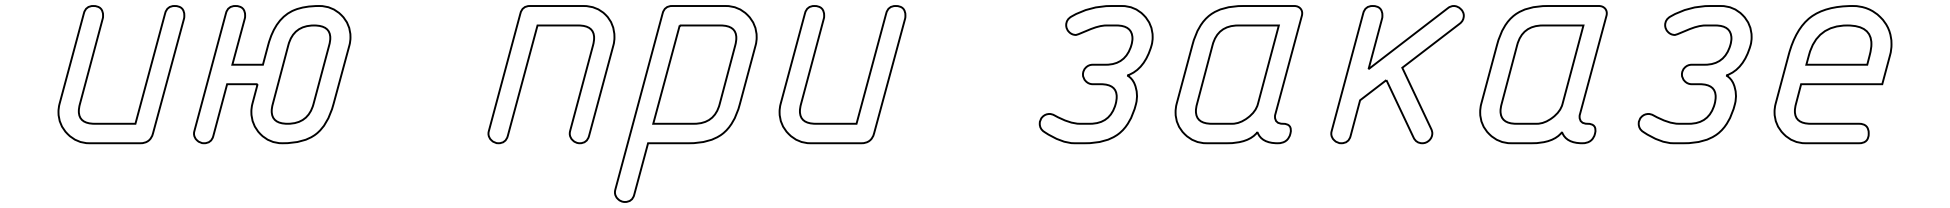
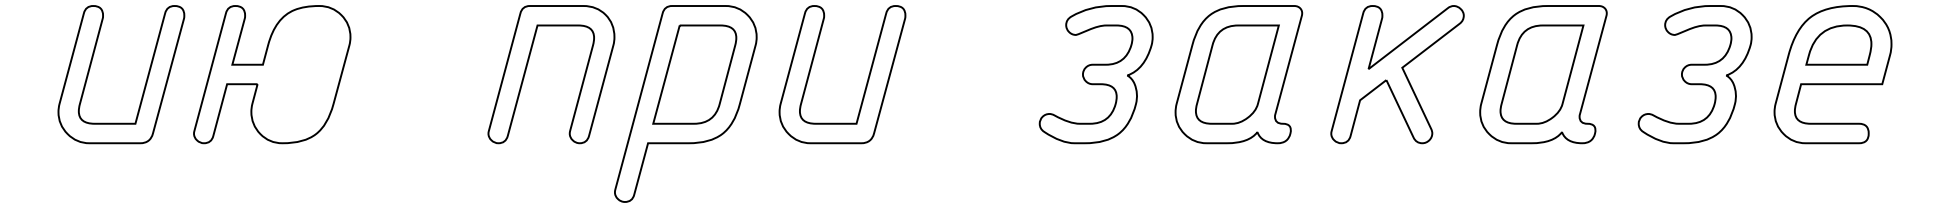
part: present -> none (300, 74)
